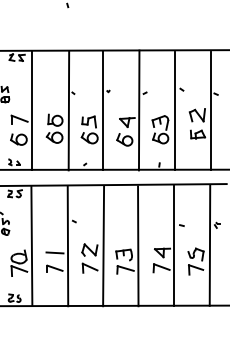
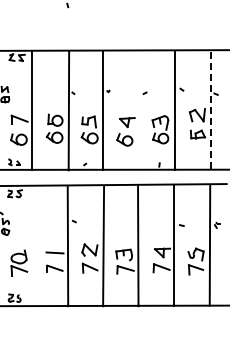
line: present -> none (138, 110)
line: solid -> dashed (211, 111)
line: present -> none (31, 245)
